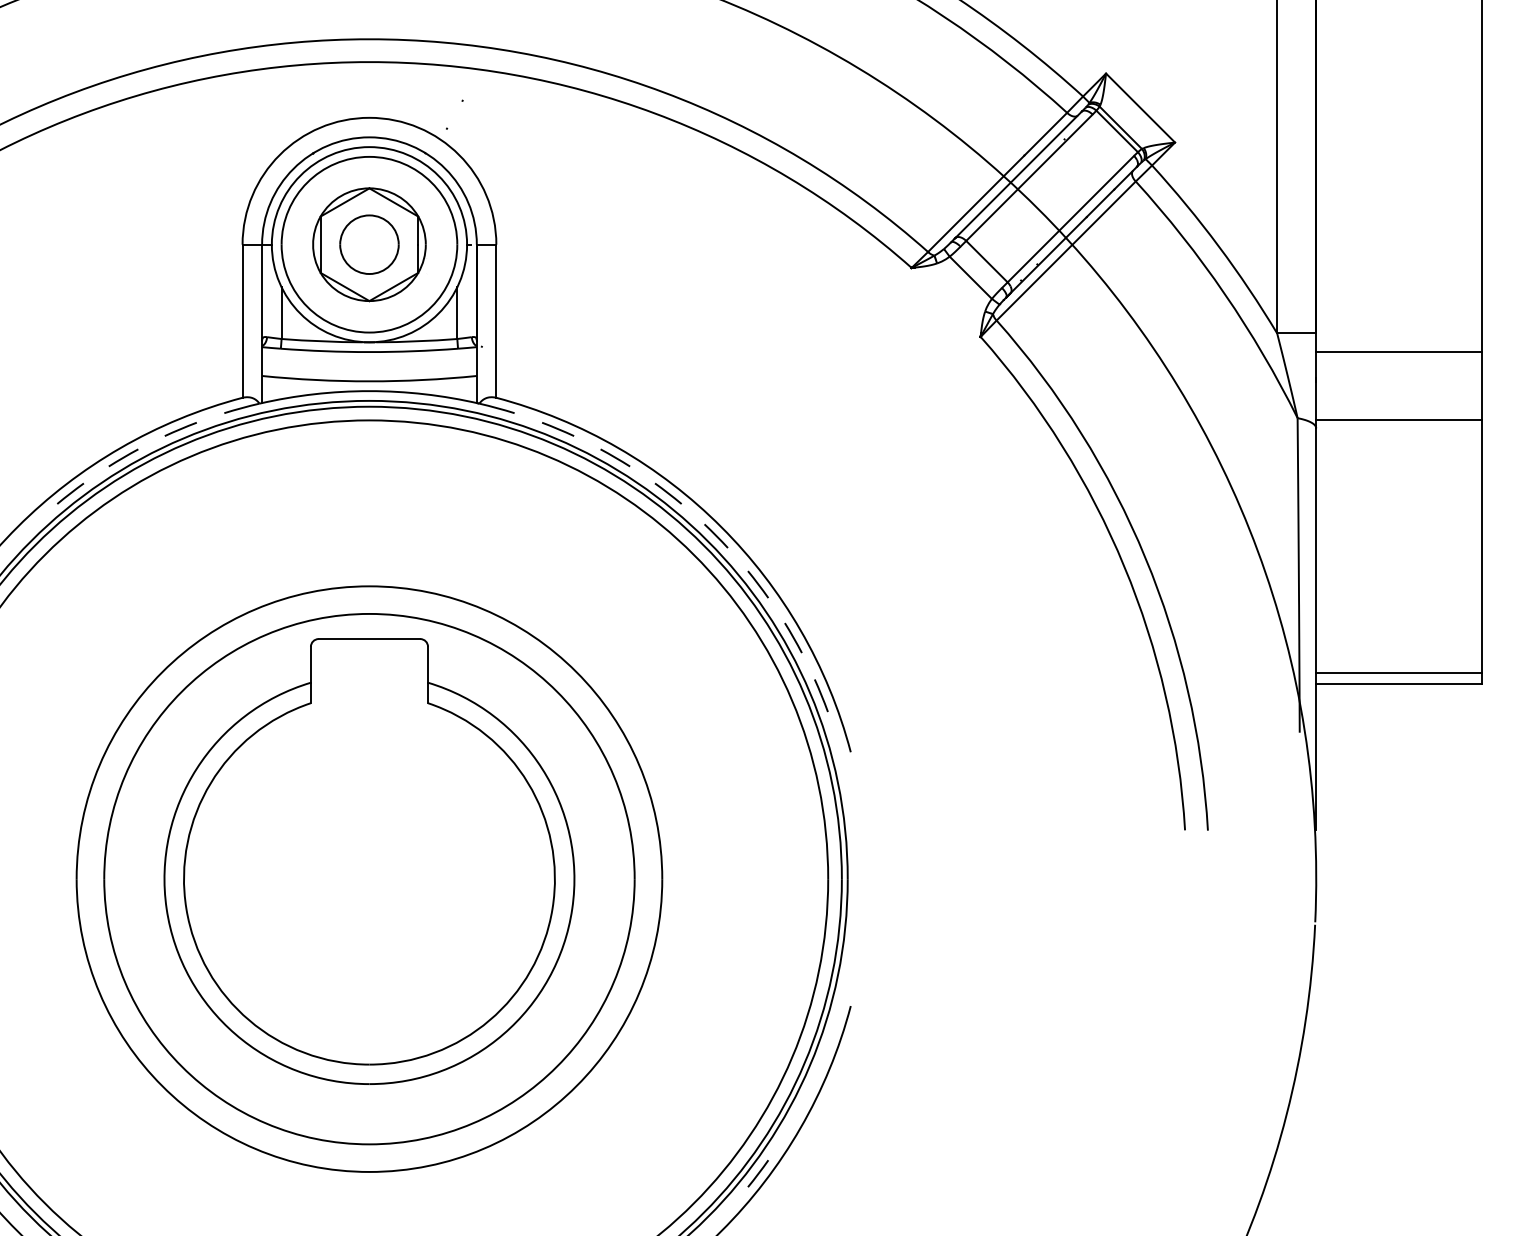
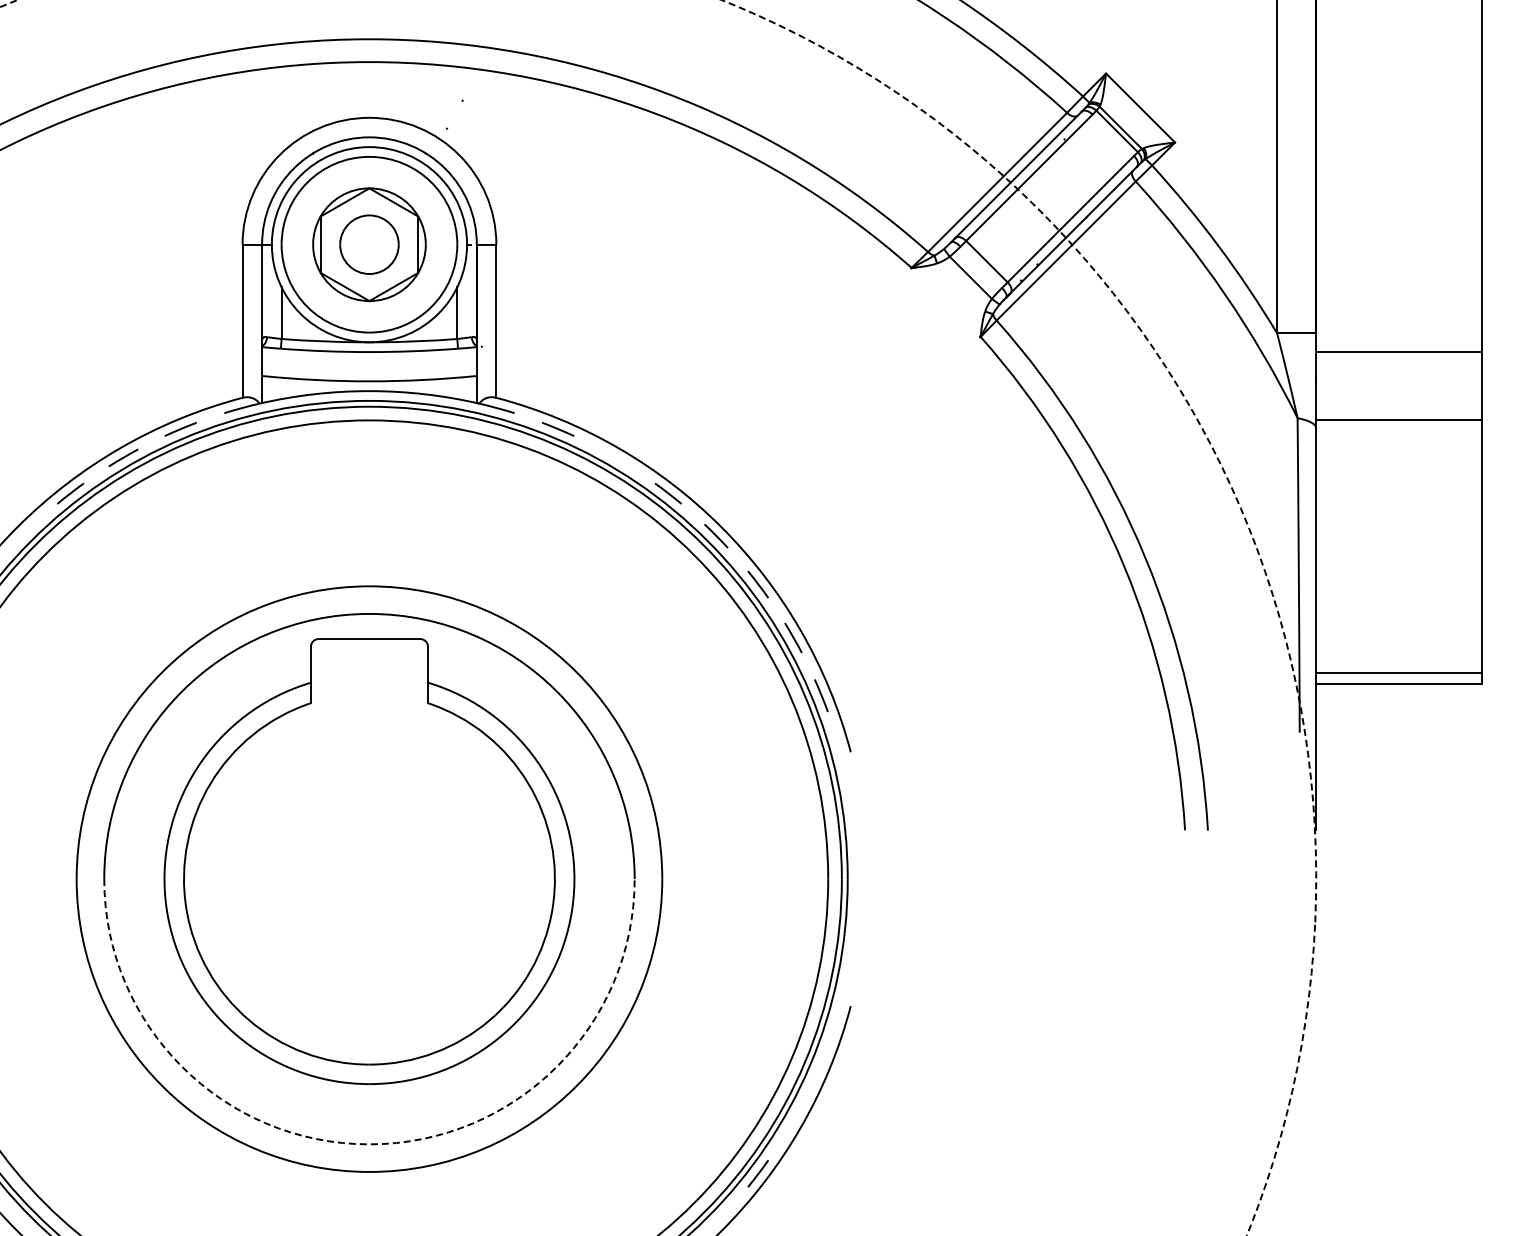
arc: solid -> dashed (1061, 233)
line: present -> none (615, 457)
arc: solid -> dashed (369, 1144)
